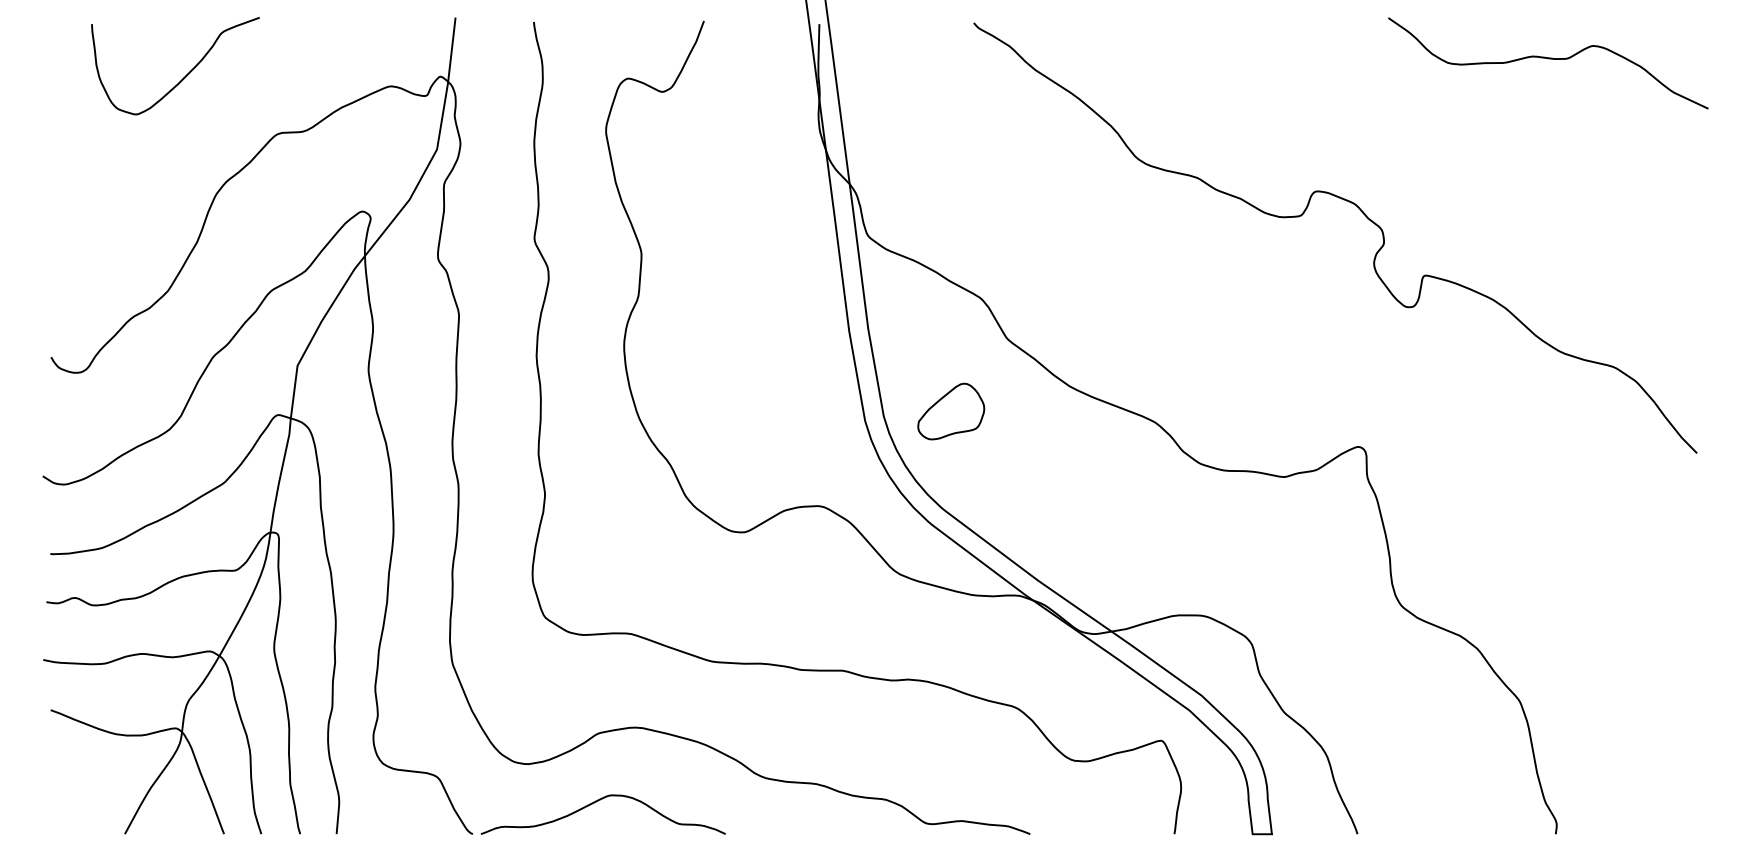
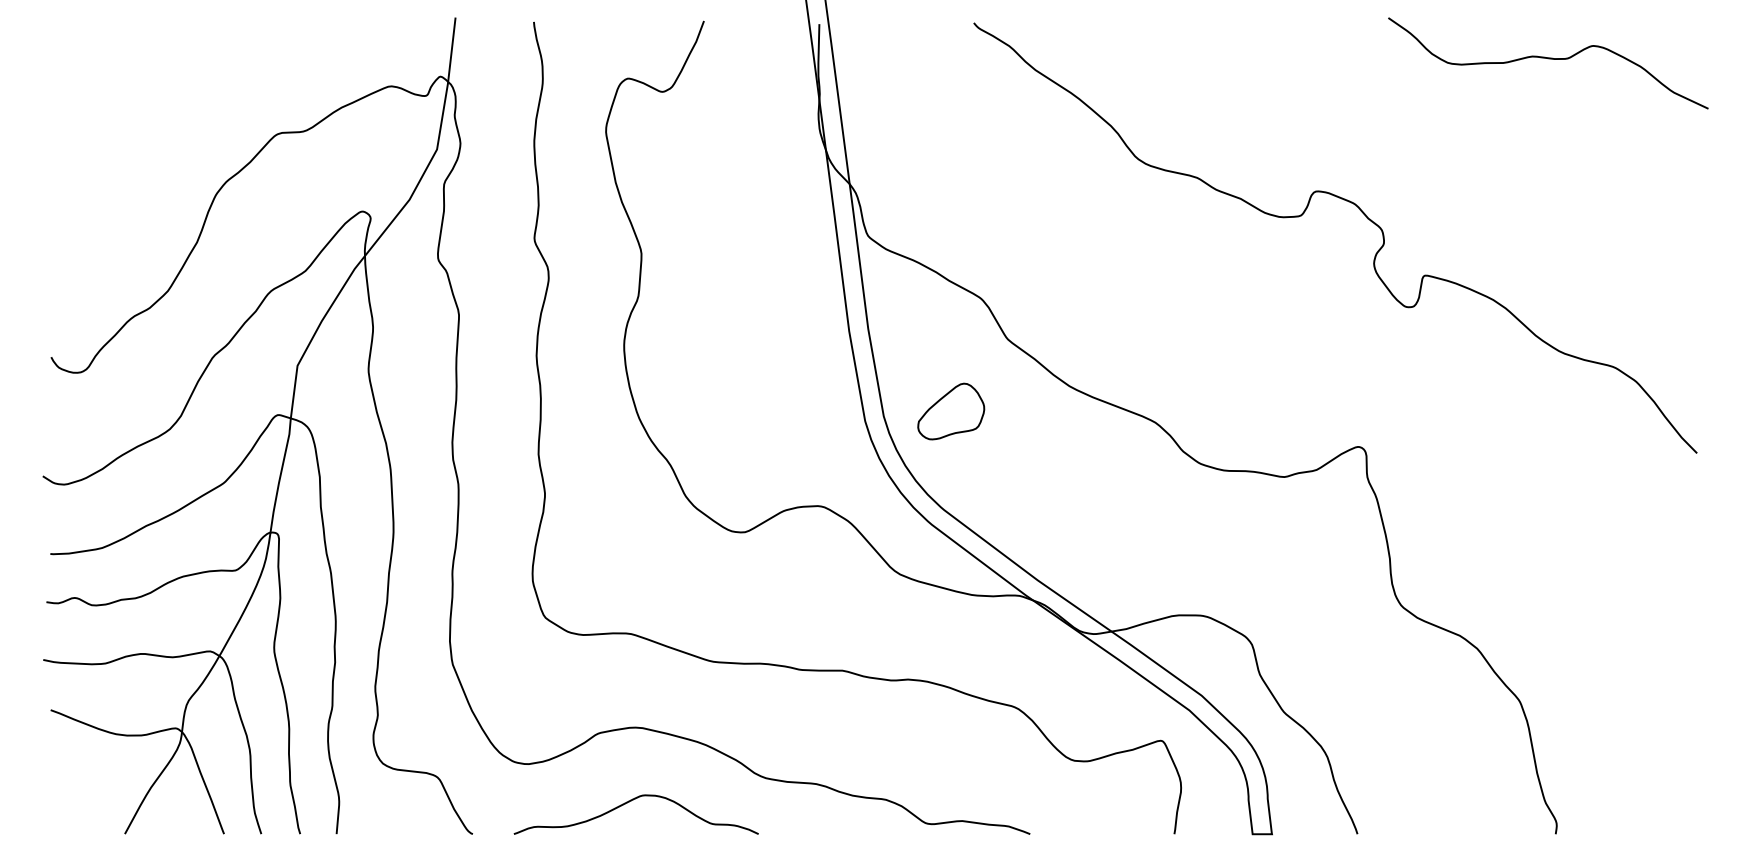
curve: present -> none (185, 75)
curve position: (596, 802) -> (629, 802) (629, 802)
